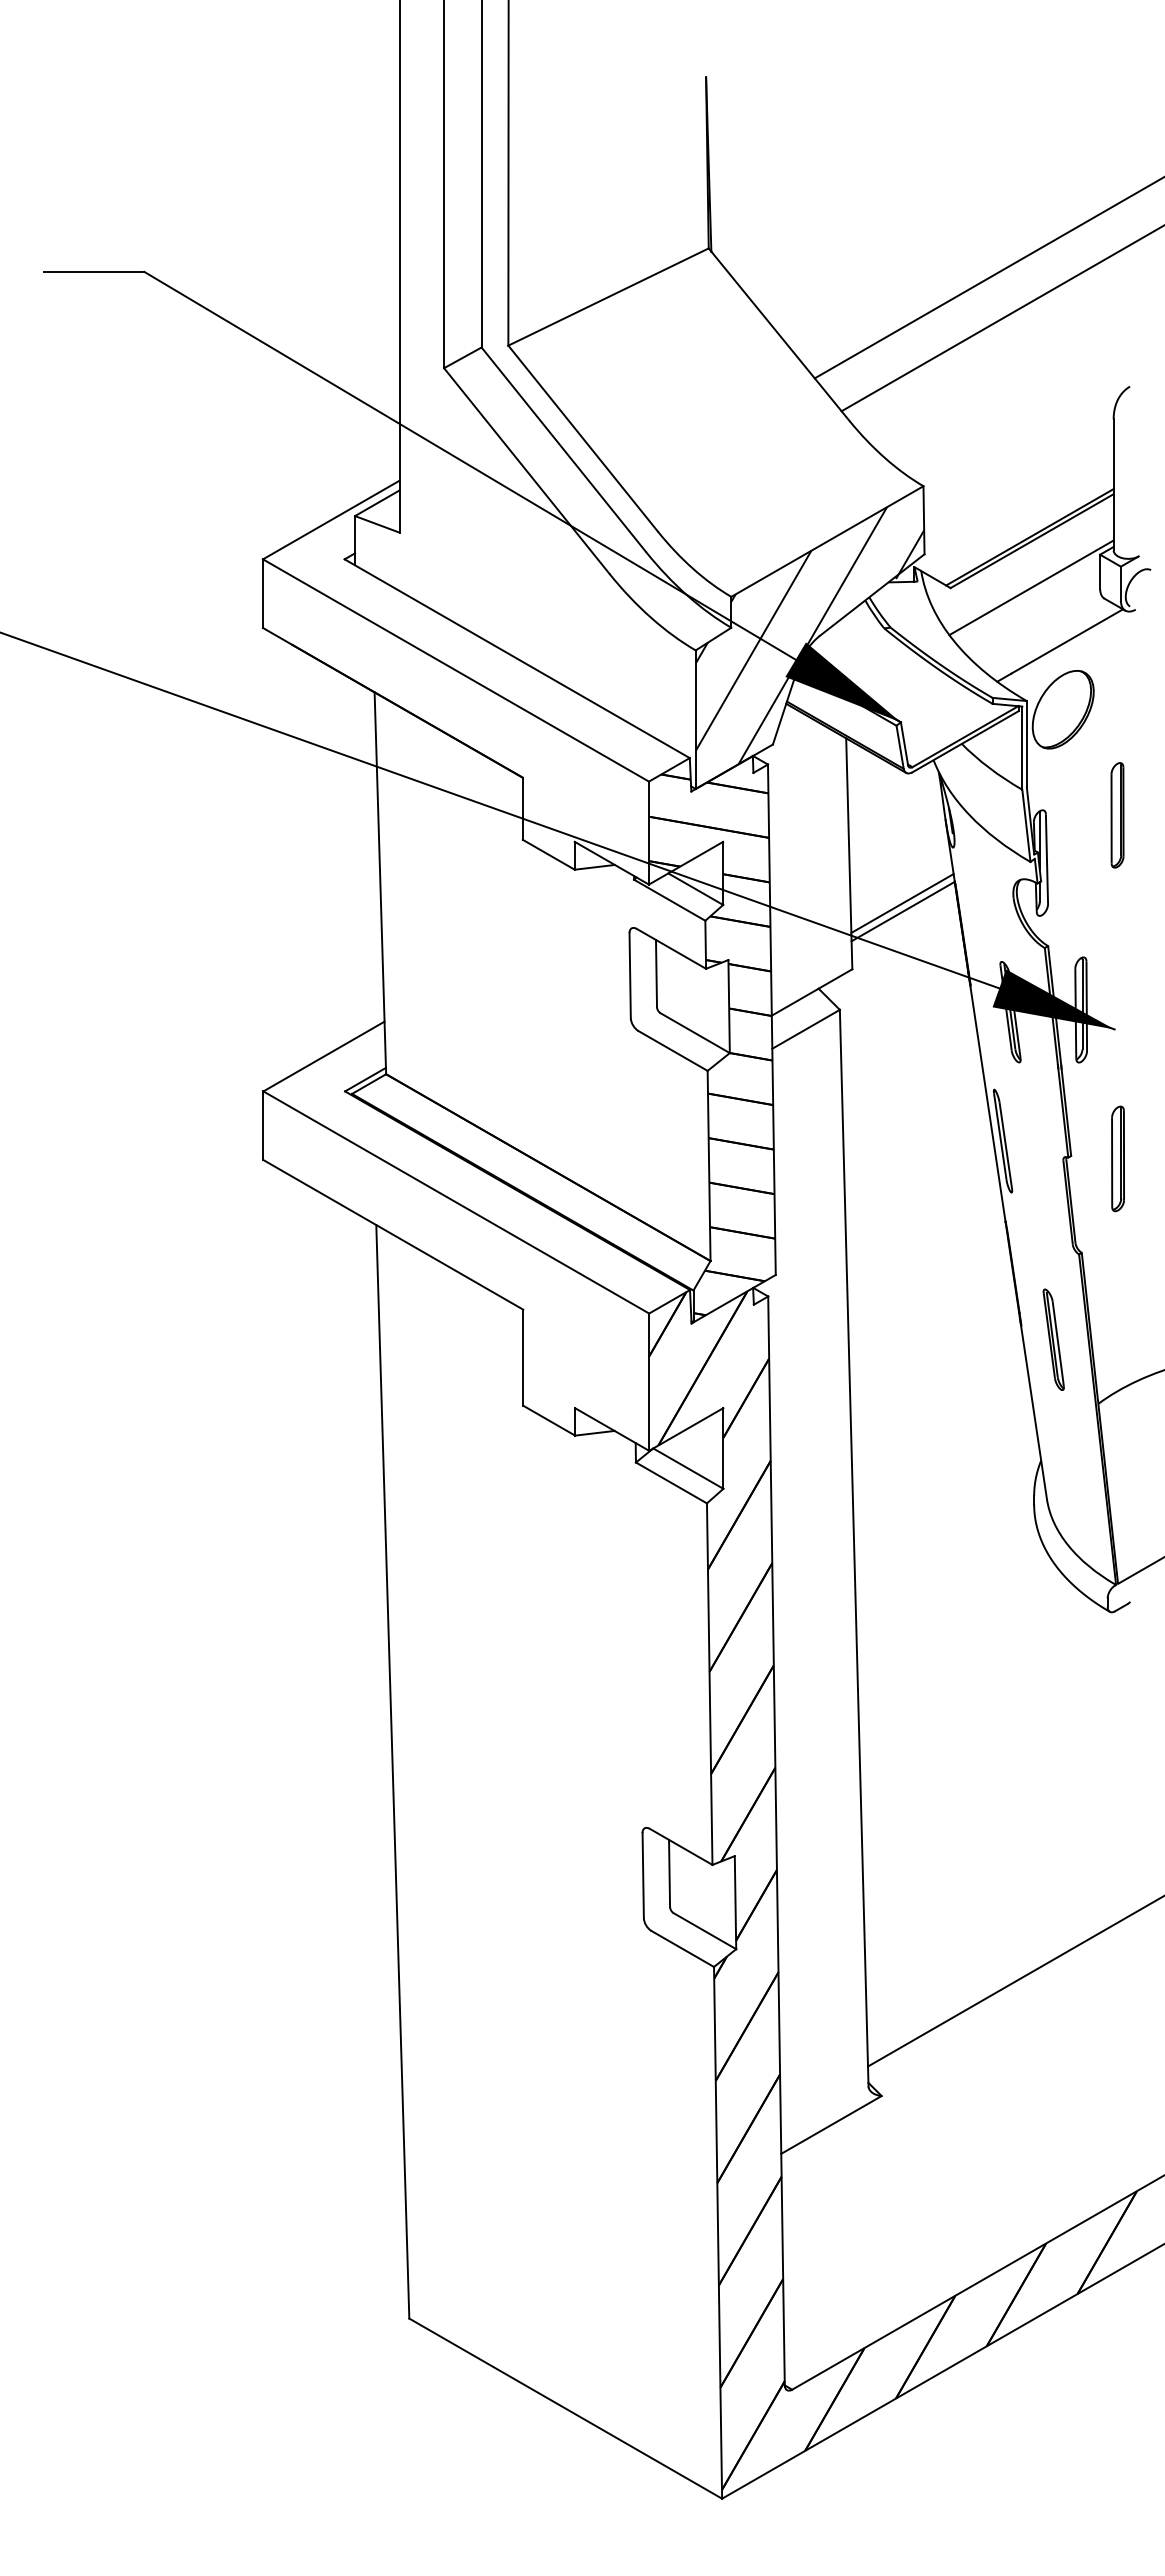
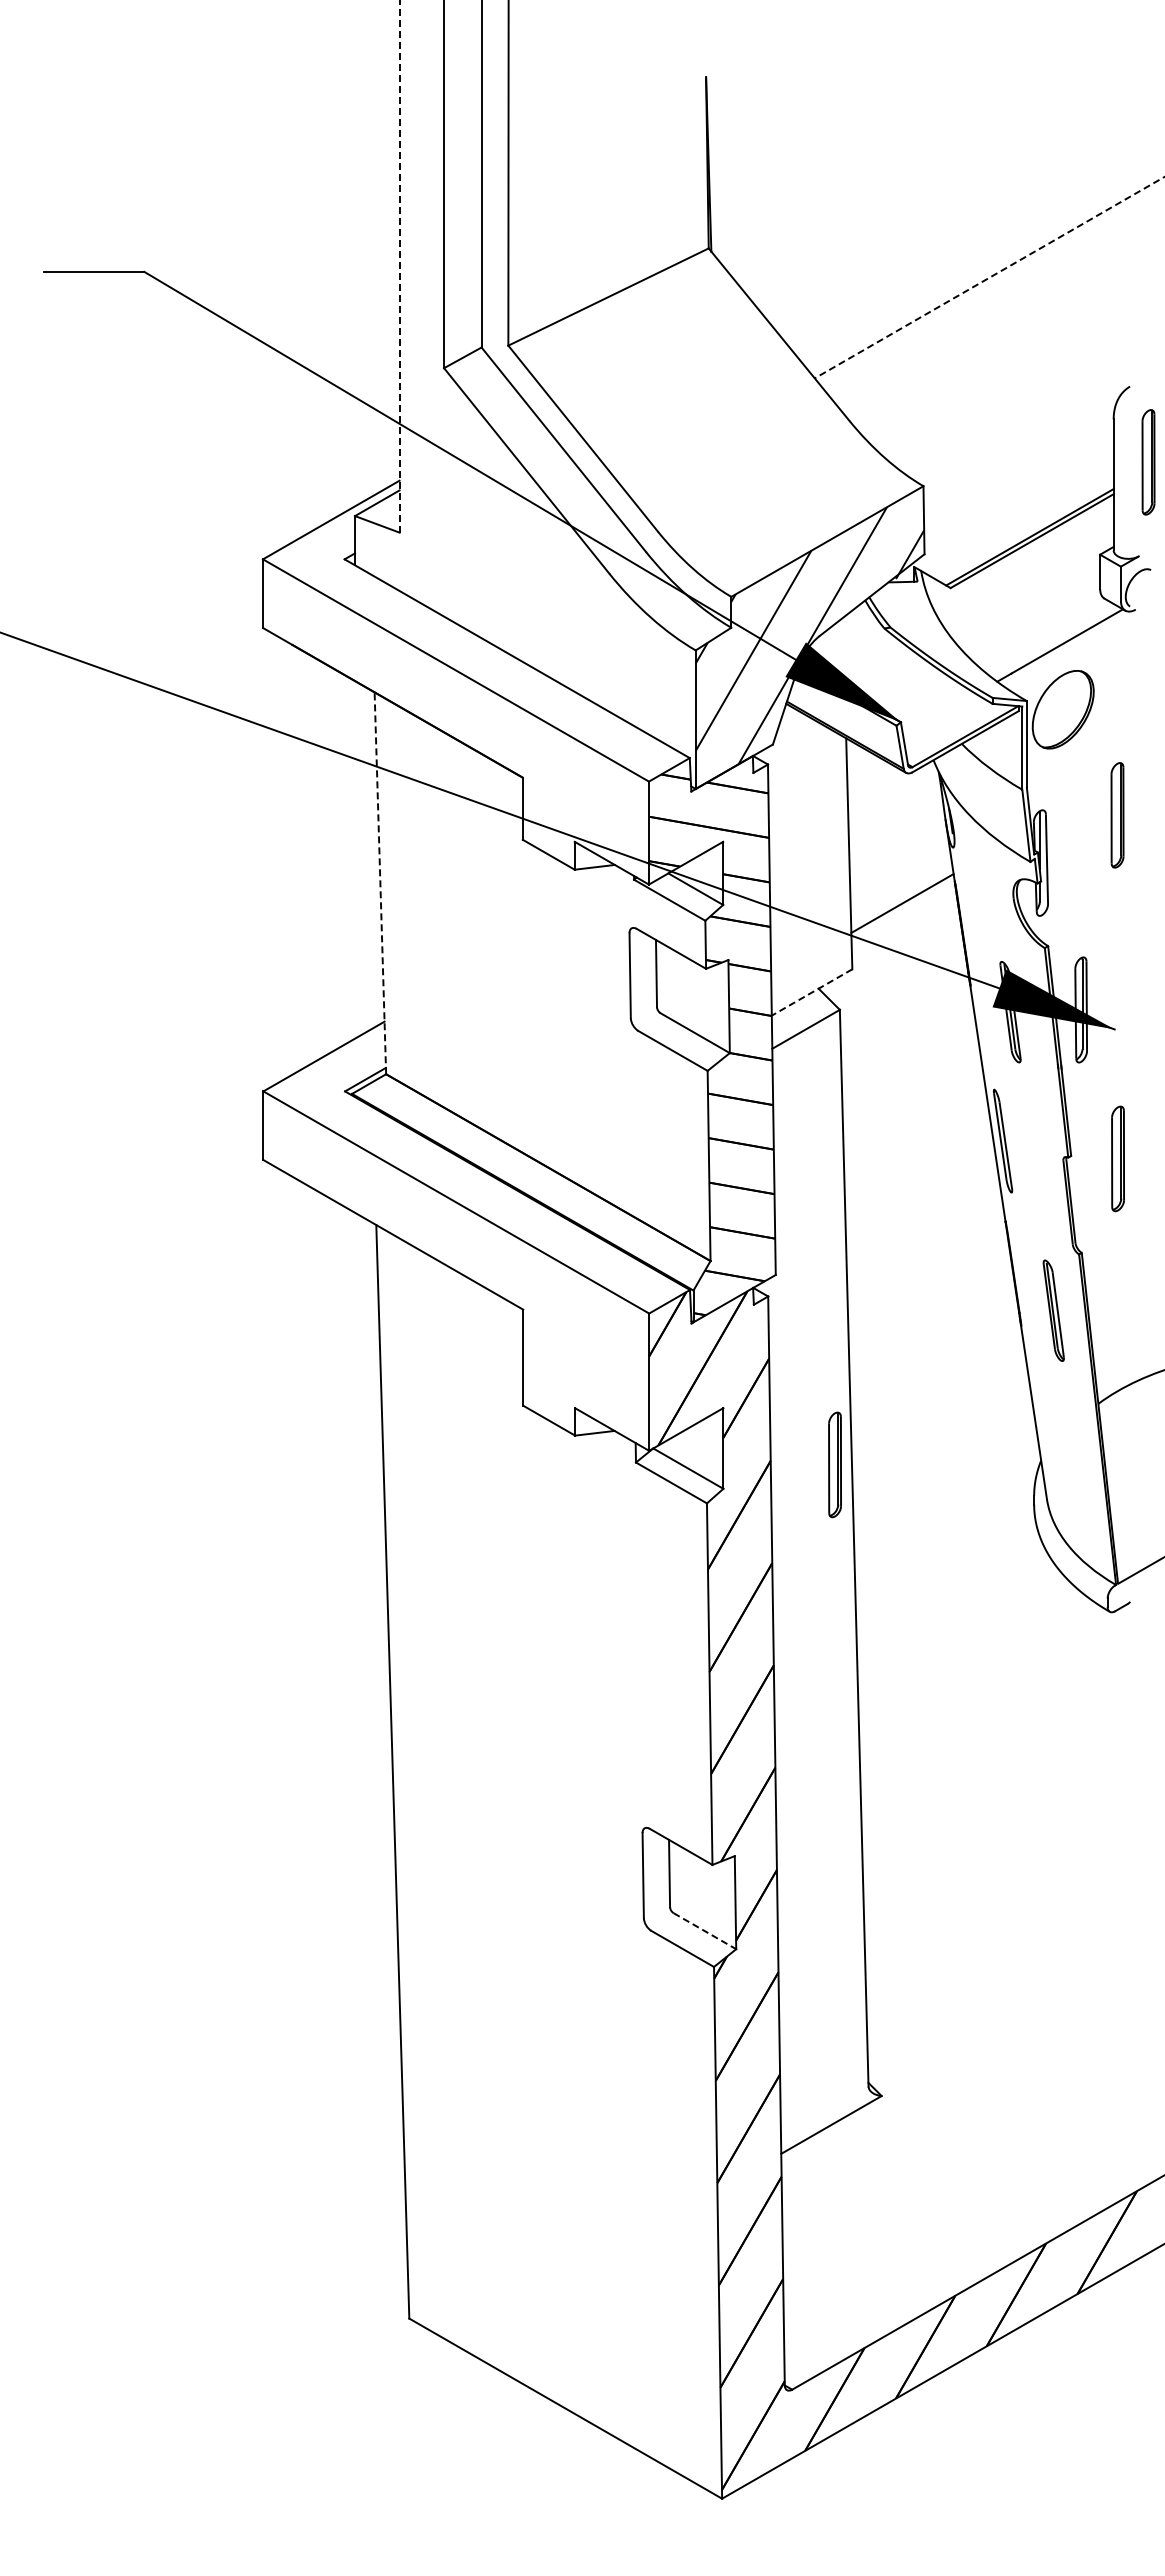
line: solid -> dashed (399, 265)
line: solid -> dashed (989, 277)
line: present -> none (1001, 319)
part: none -> present (1148, 462)
line: present -> none (1031, 587)
line: solid -> dashed (380, 883)
line: present -> none (902, 911)
line: solid -> dashed (811, 992)
part position: (1053, 1339) -> (1053, 1310) (1053, 1310)
part: none -> present (834, 1464)
line: solid -> dashed (705, 1931)
line: present -> none (1014, 1981)
